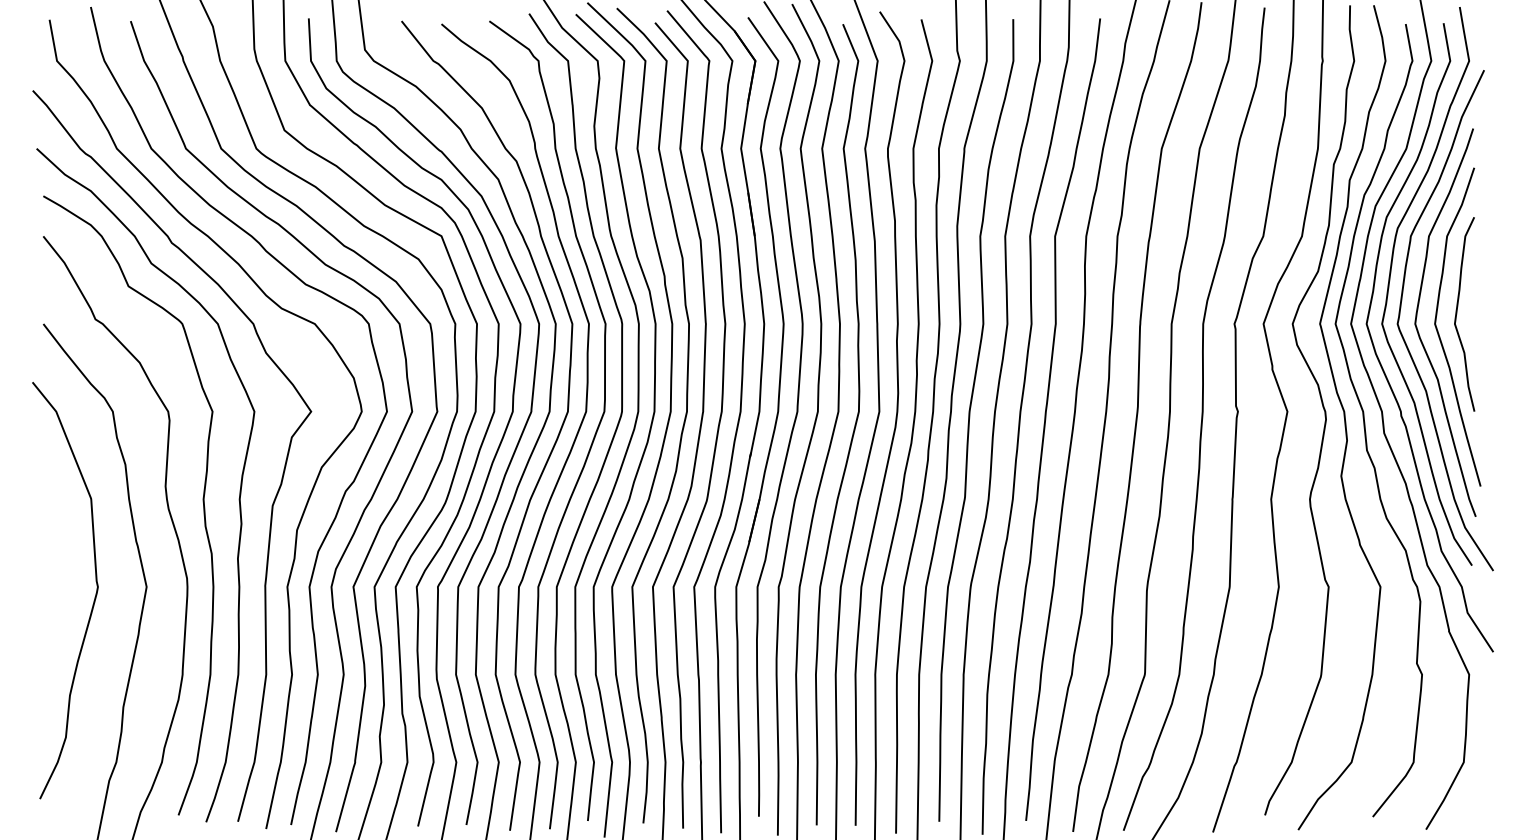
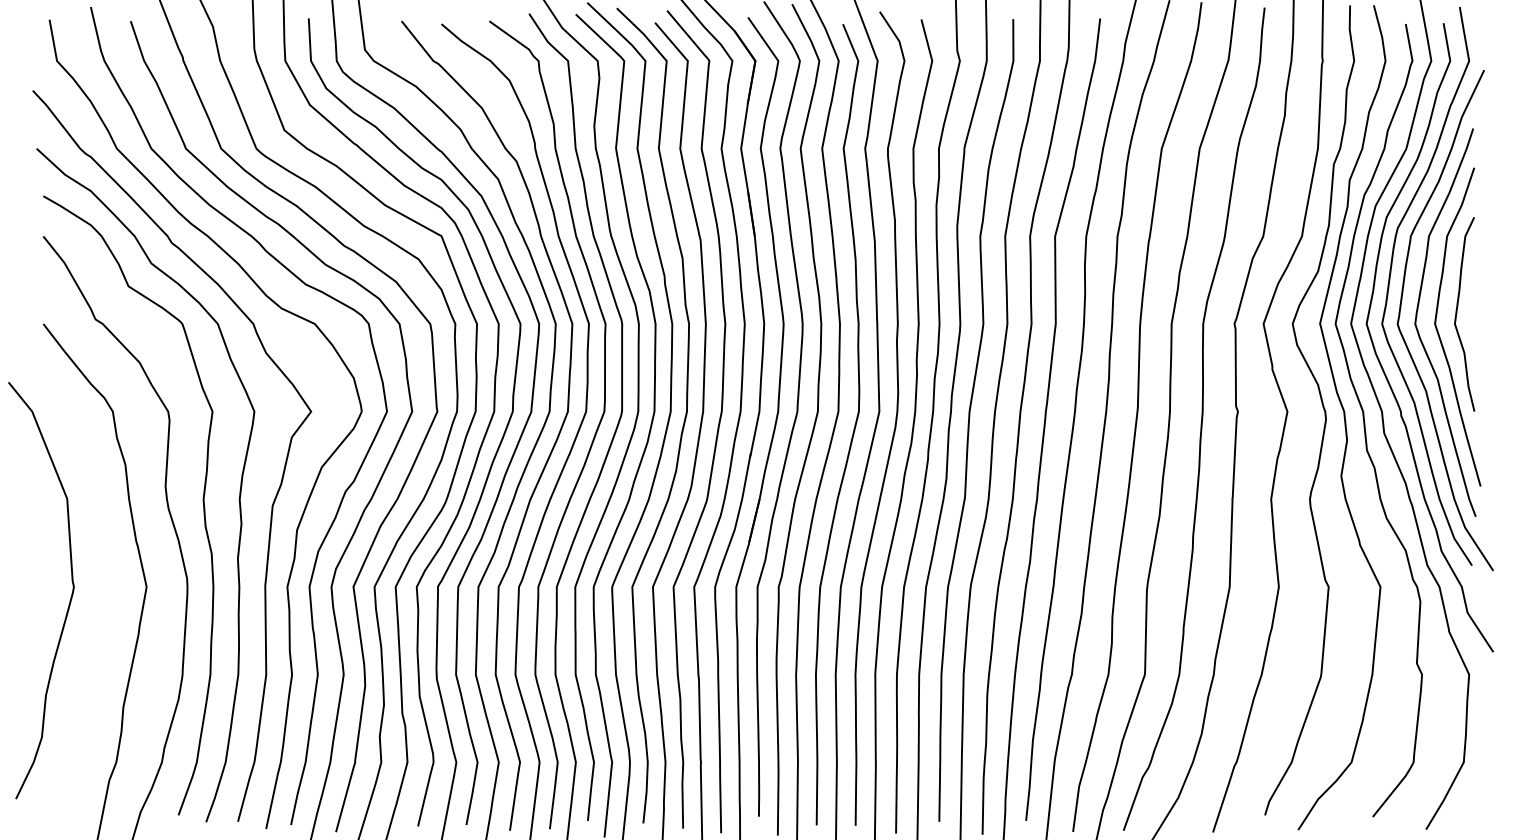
curve position: (93, 600) -> (69, 600) (69, 600)
